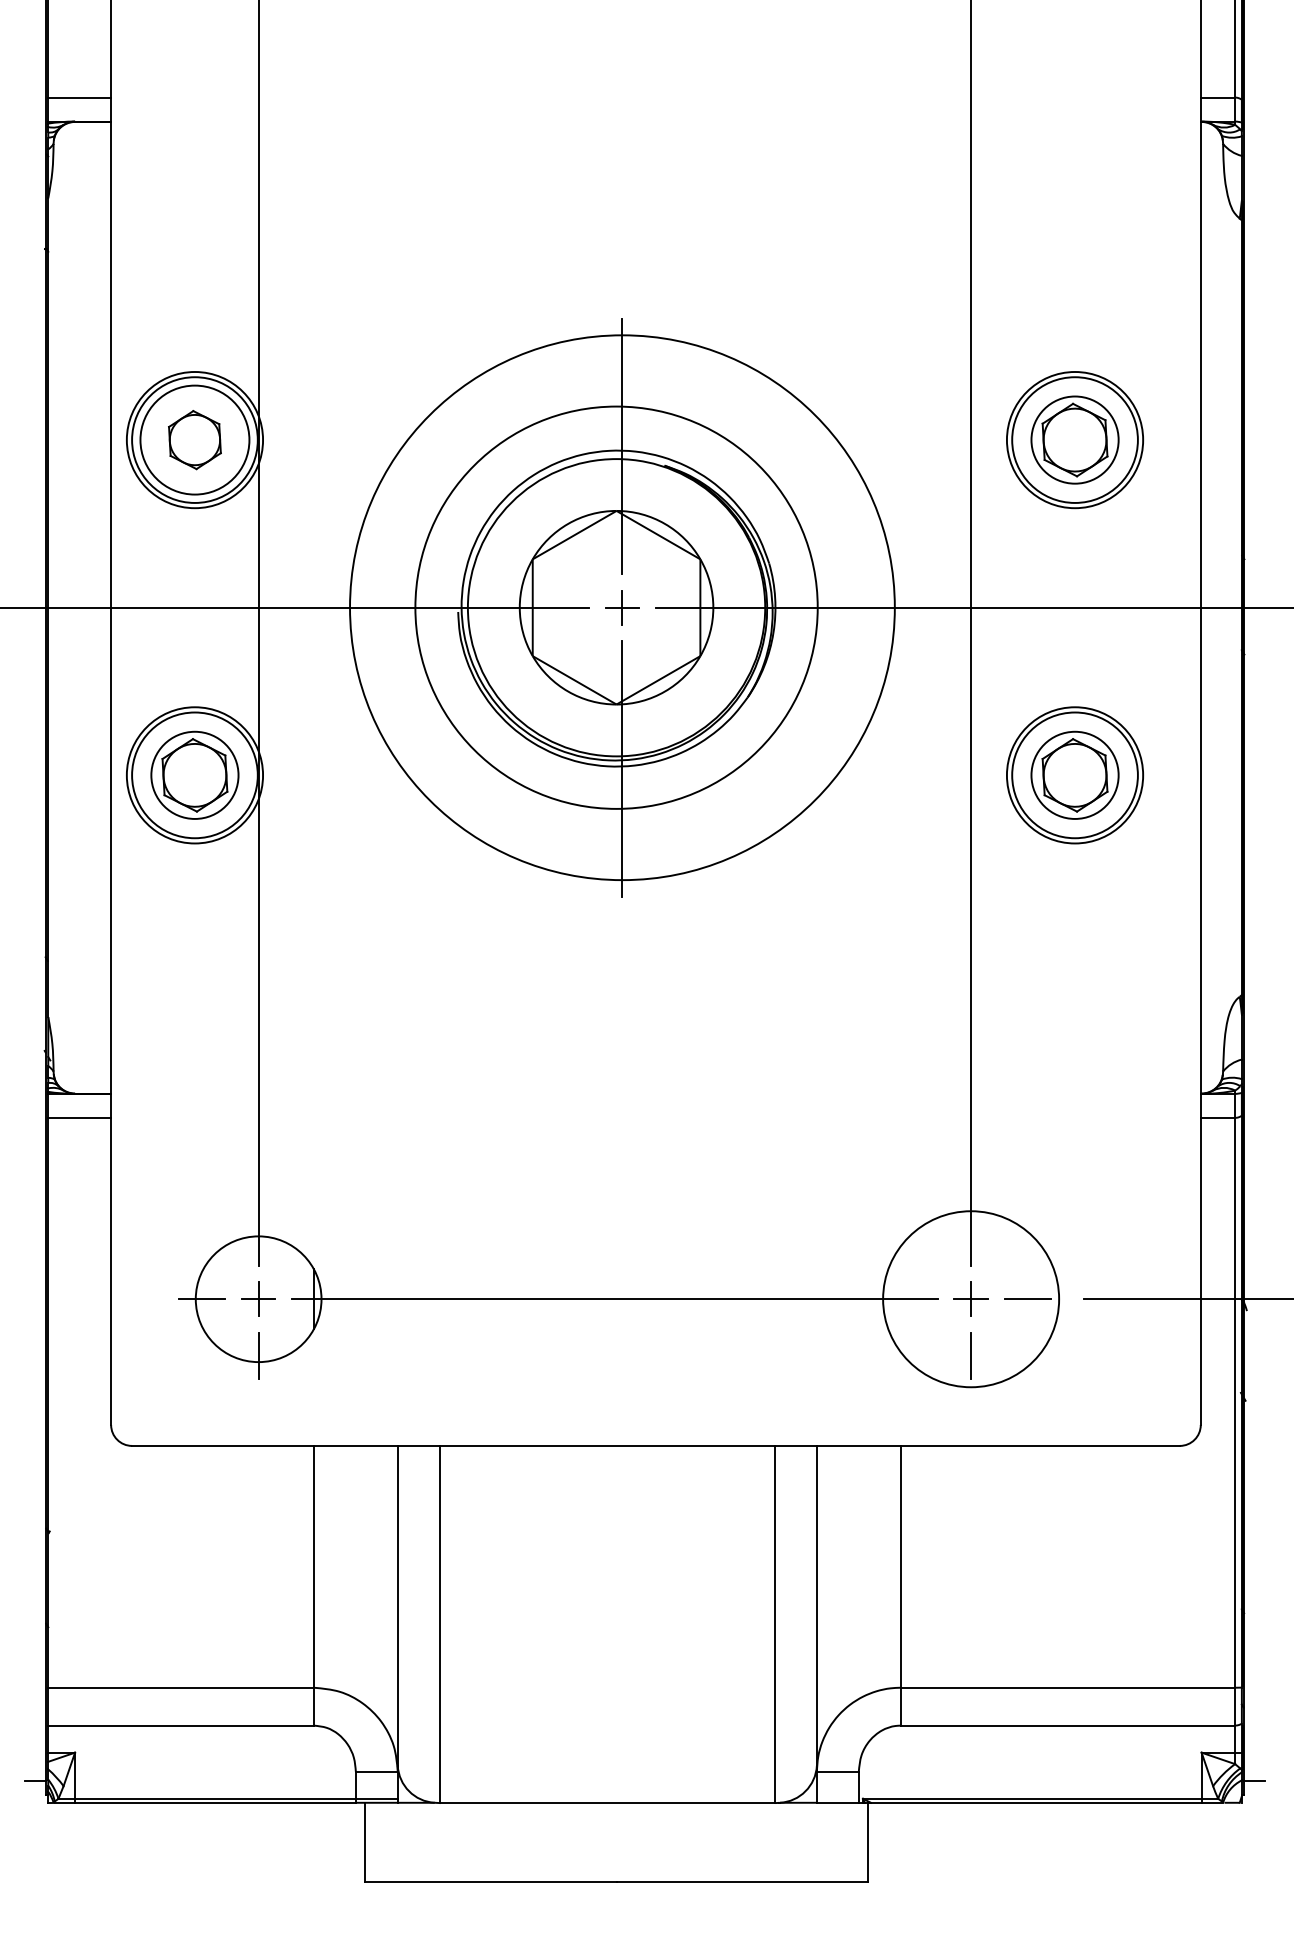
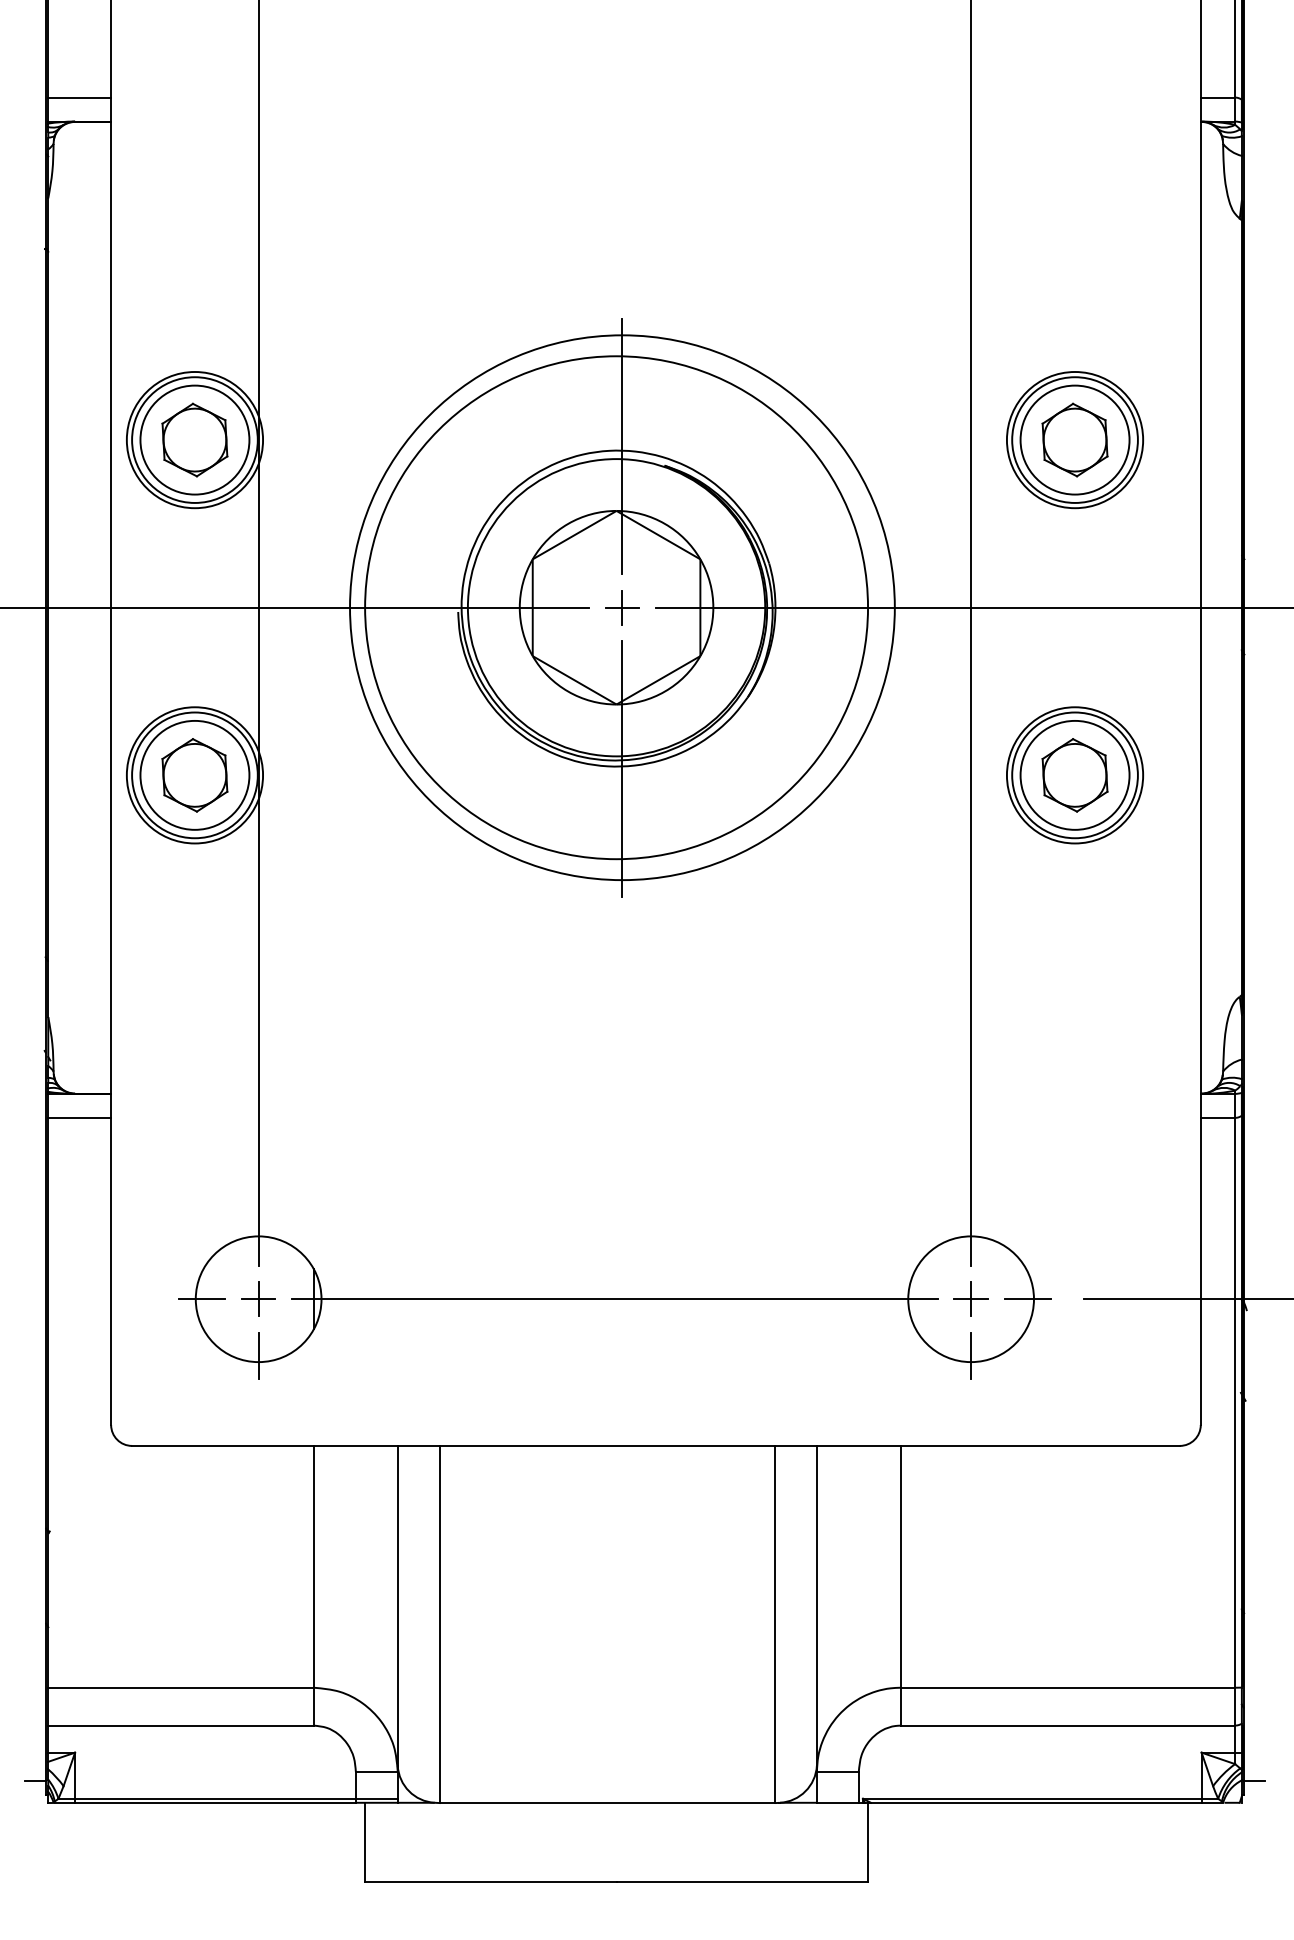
circle diameter: 87 px -> 109 px (1074, 439)
part size: 54x61 px -> 68x76 px (194, 439)
circle diameter: 402 px -> 503 px (616, 607)
circle diameter: 87 px -> 109 px (194, 774)
circle diameter: 87 px -> 109 px (1074, 774)
circle diameter: 176 px -> 126 px (970, 1299)
